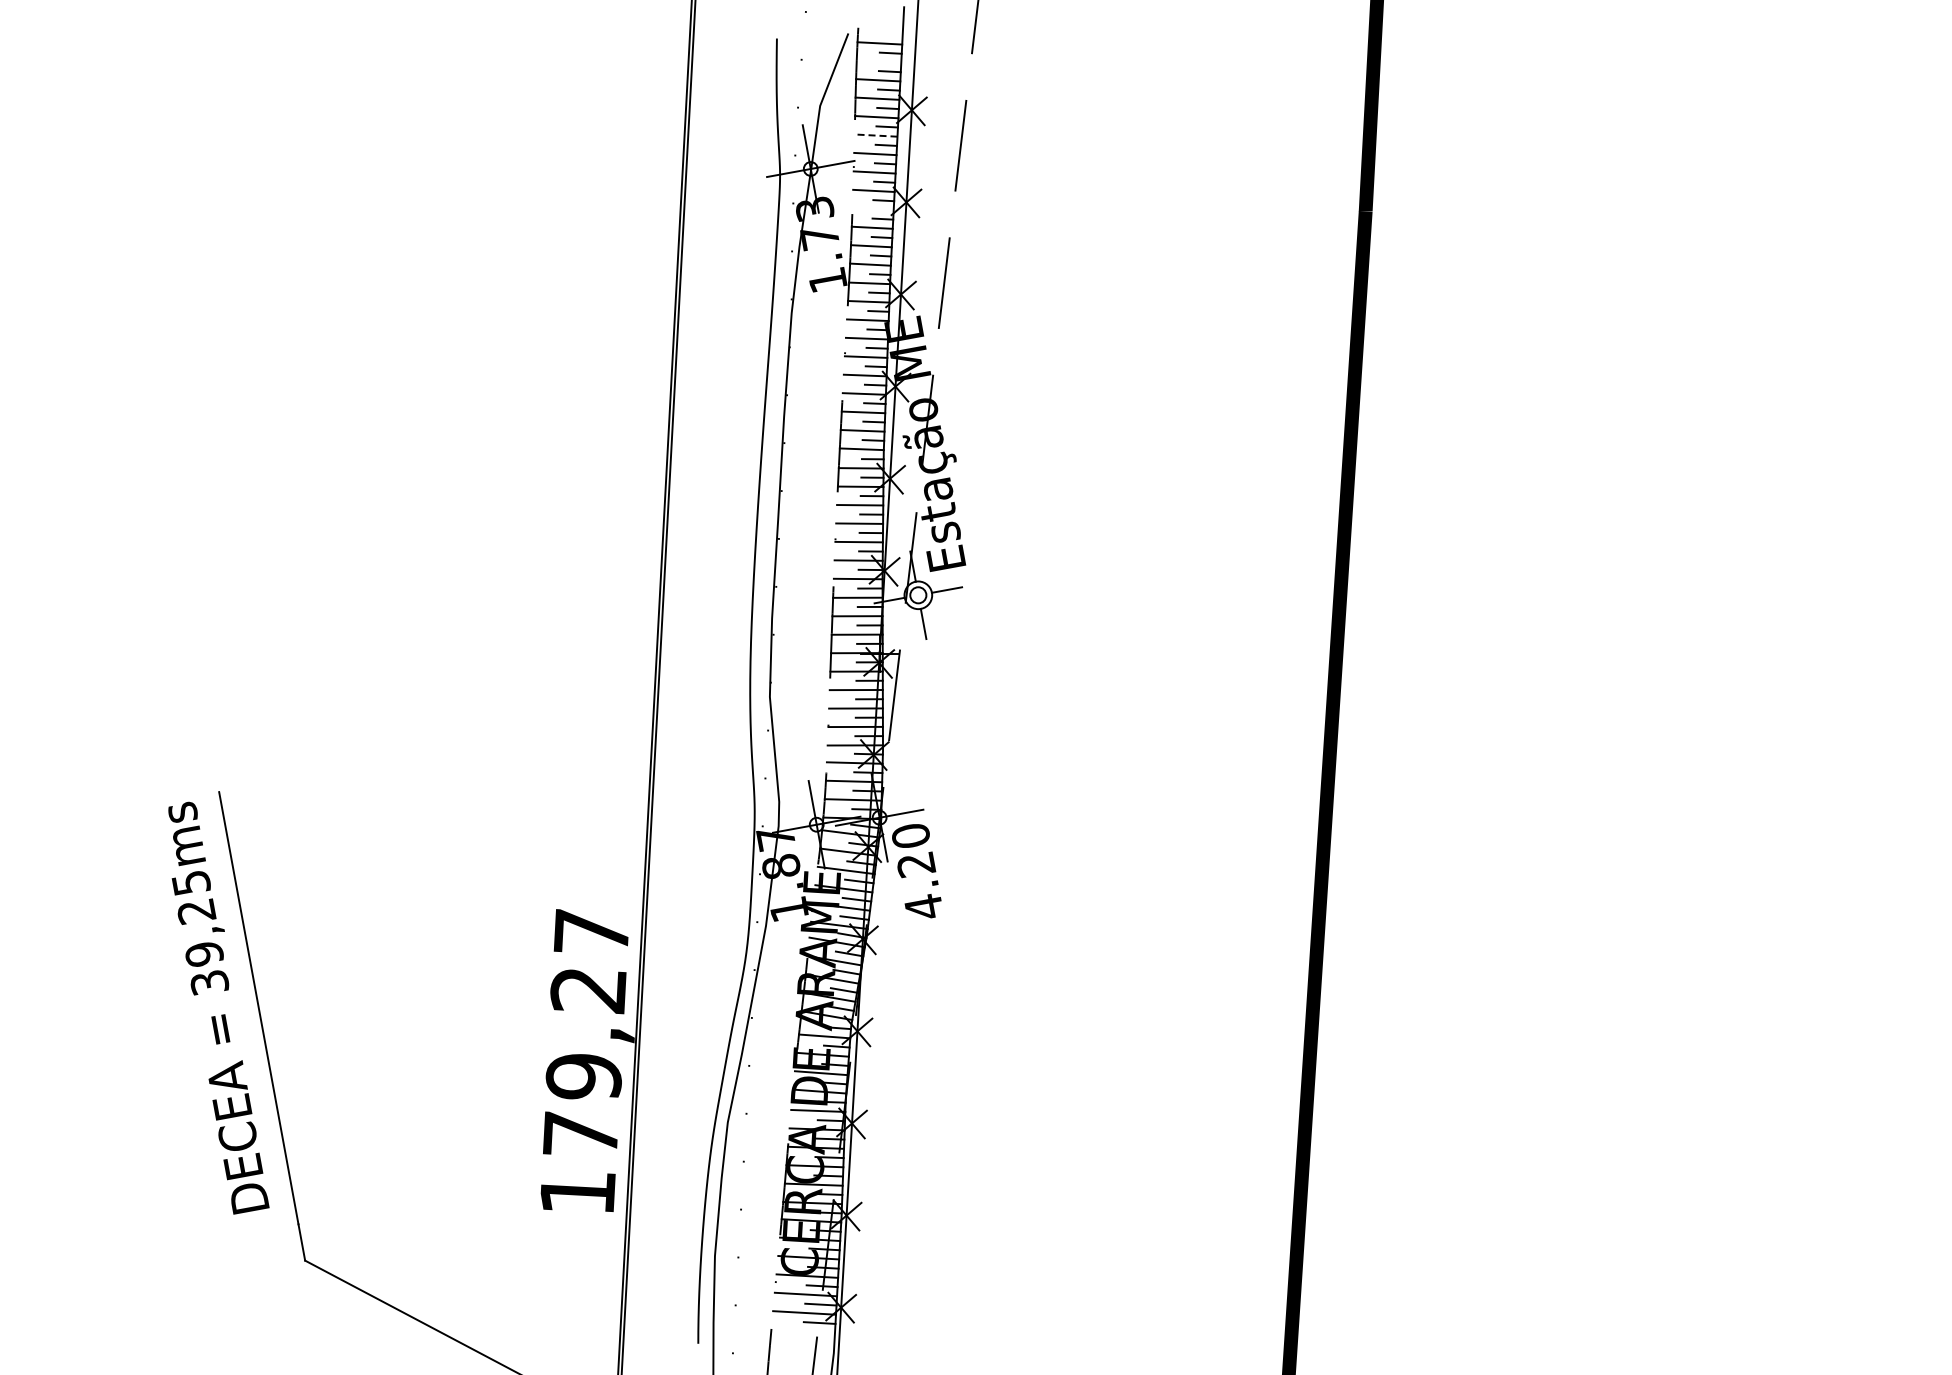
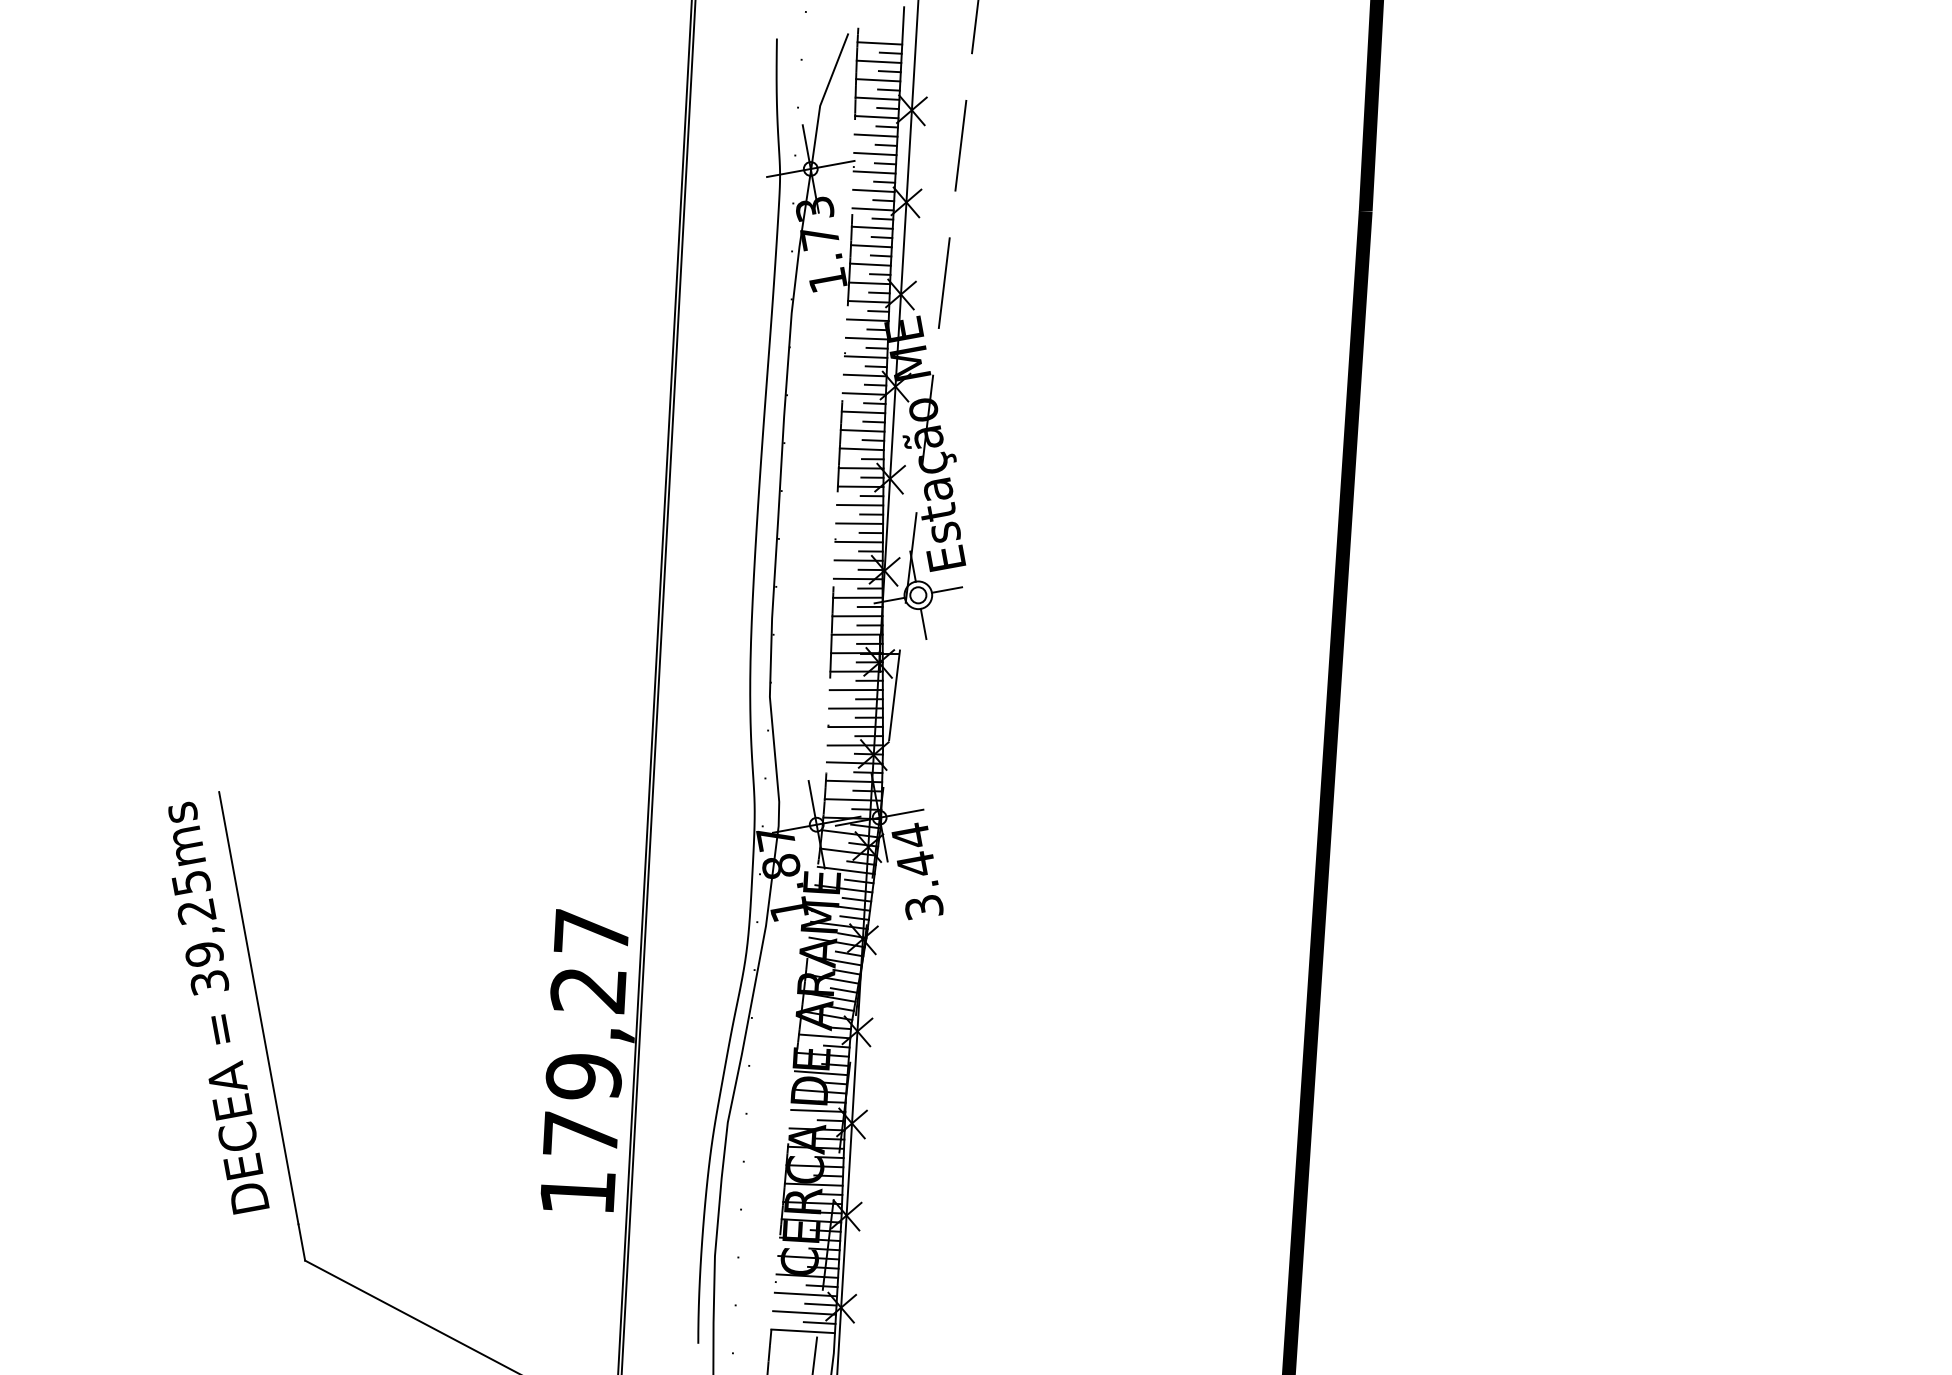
line: none -> present (878, 61)
line: dashed -> solid (875, 135)
line: none -> present (872, 209)
text: 4.20 -> 3.44 (917, 871)
line: none -> present (802, 1331)
